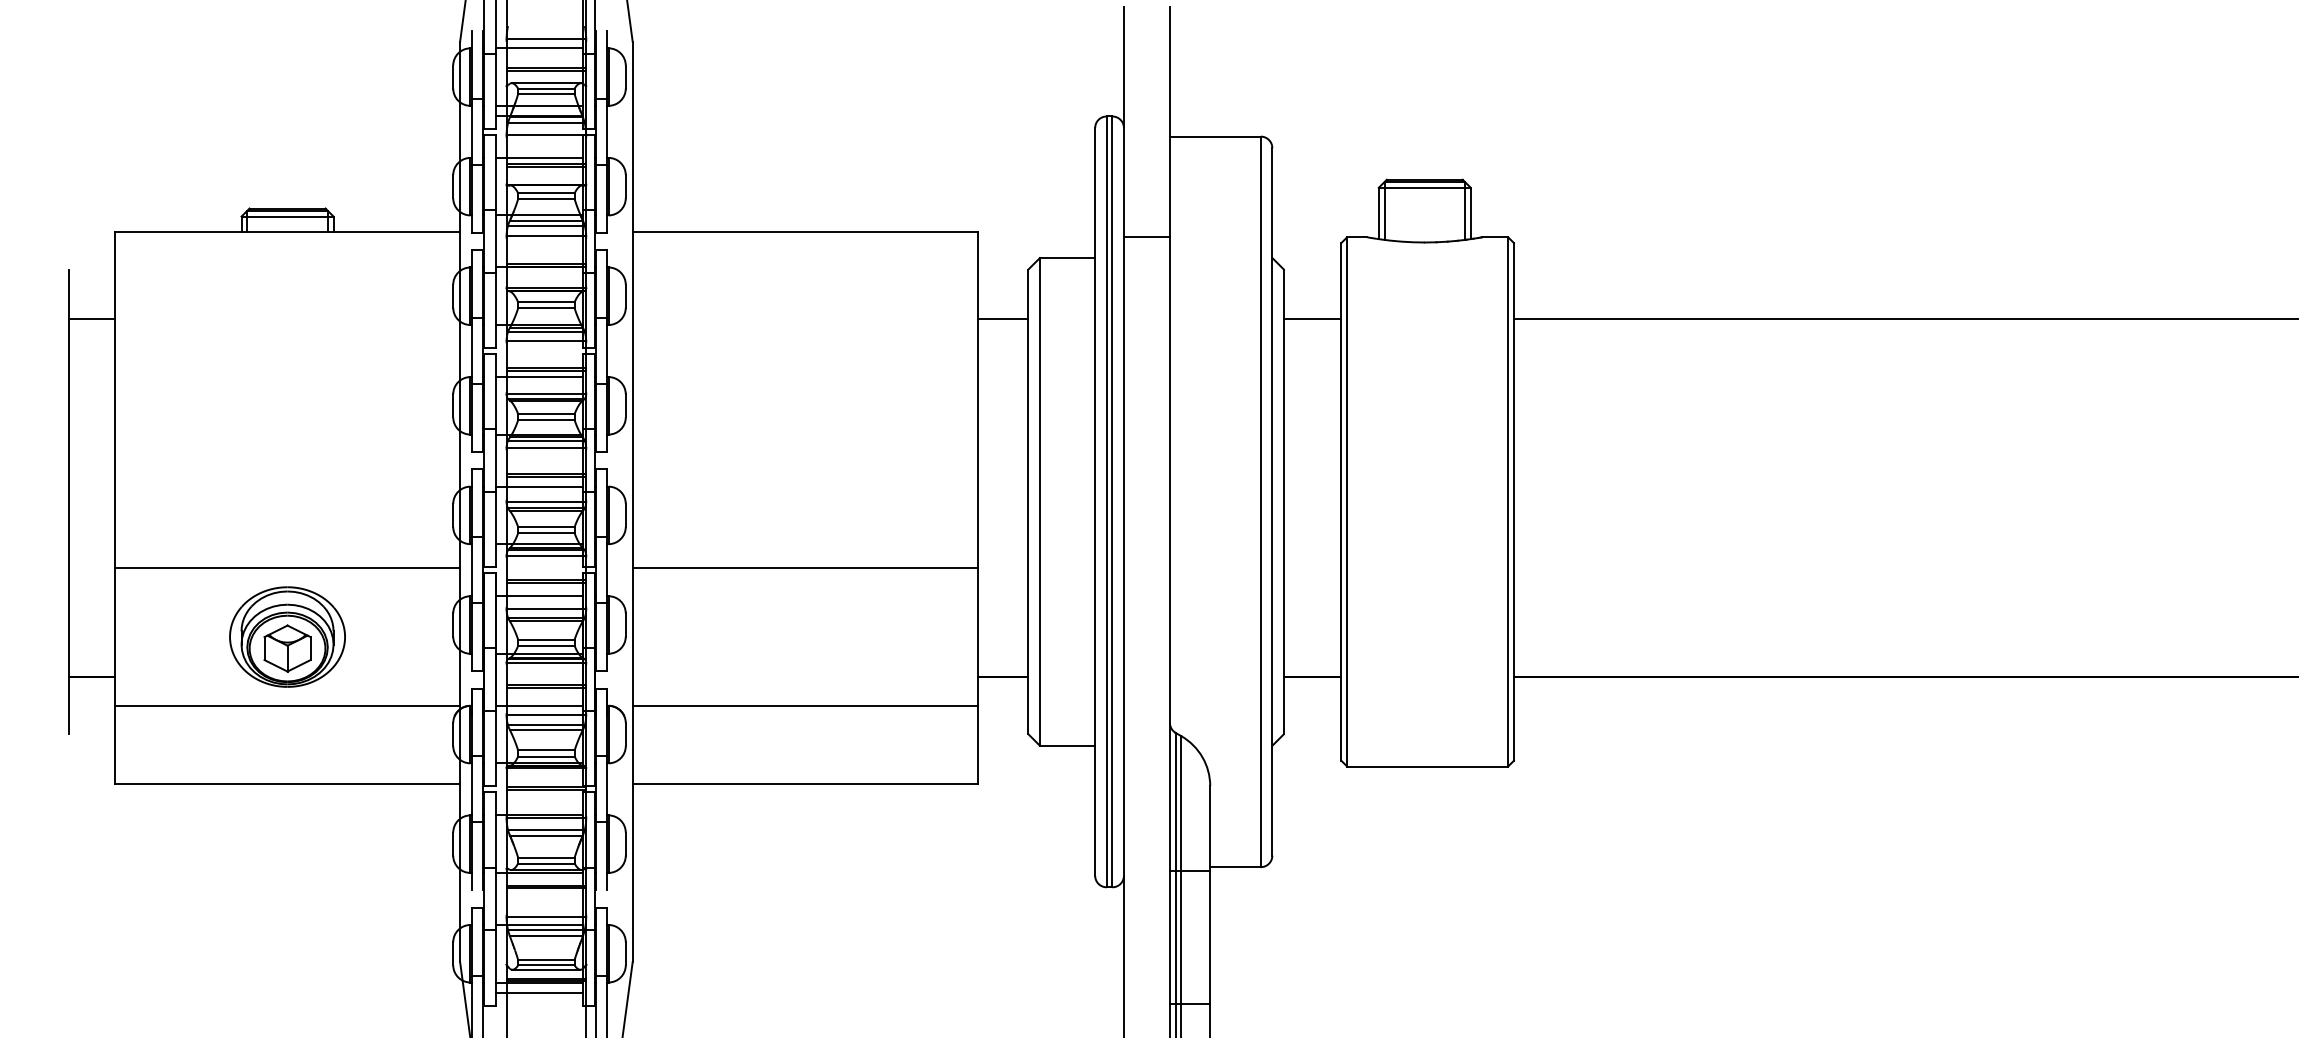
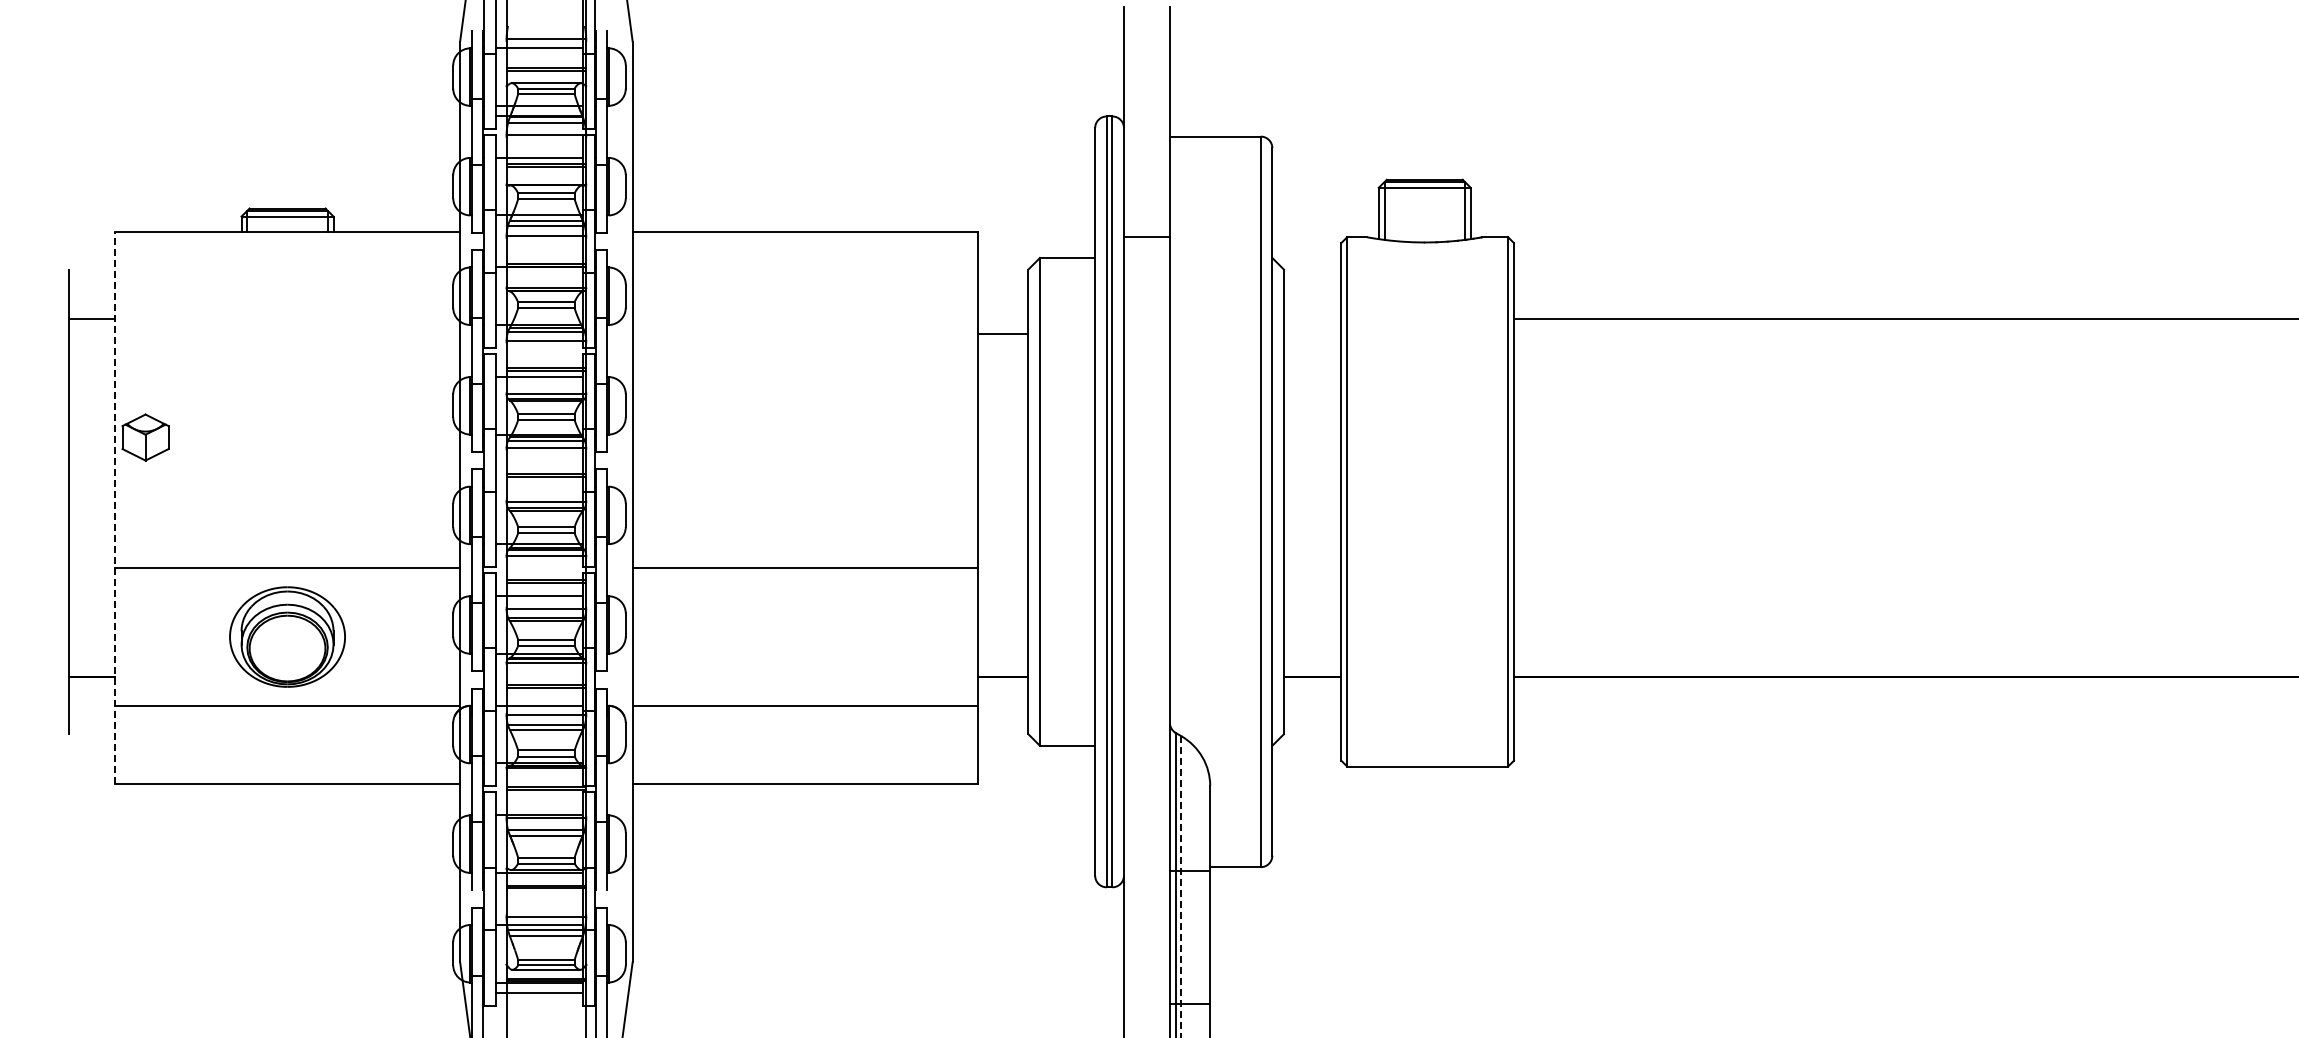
line position: (1002, 319) -> (1002, 334) (1002, 334)
line: present -> none (1312, 319)
line: present -> none (539, 486)
line: solid -> dashed (114, 507)
part position: (287, 648) -> (145, 437) (145, 437)
line: solid -> dashed (1181, 887)
